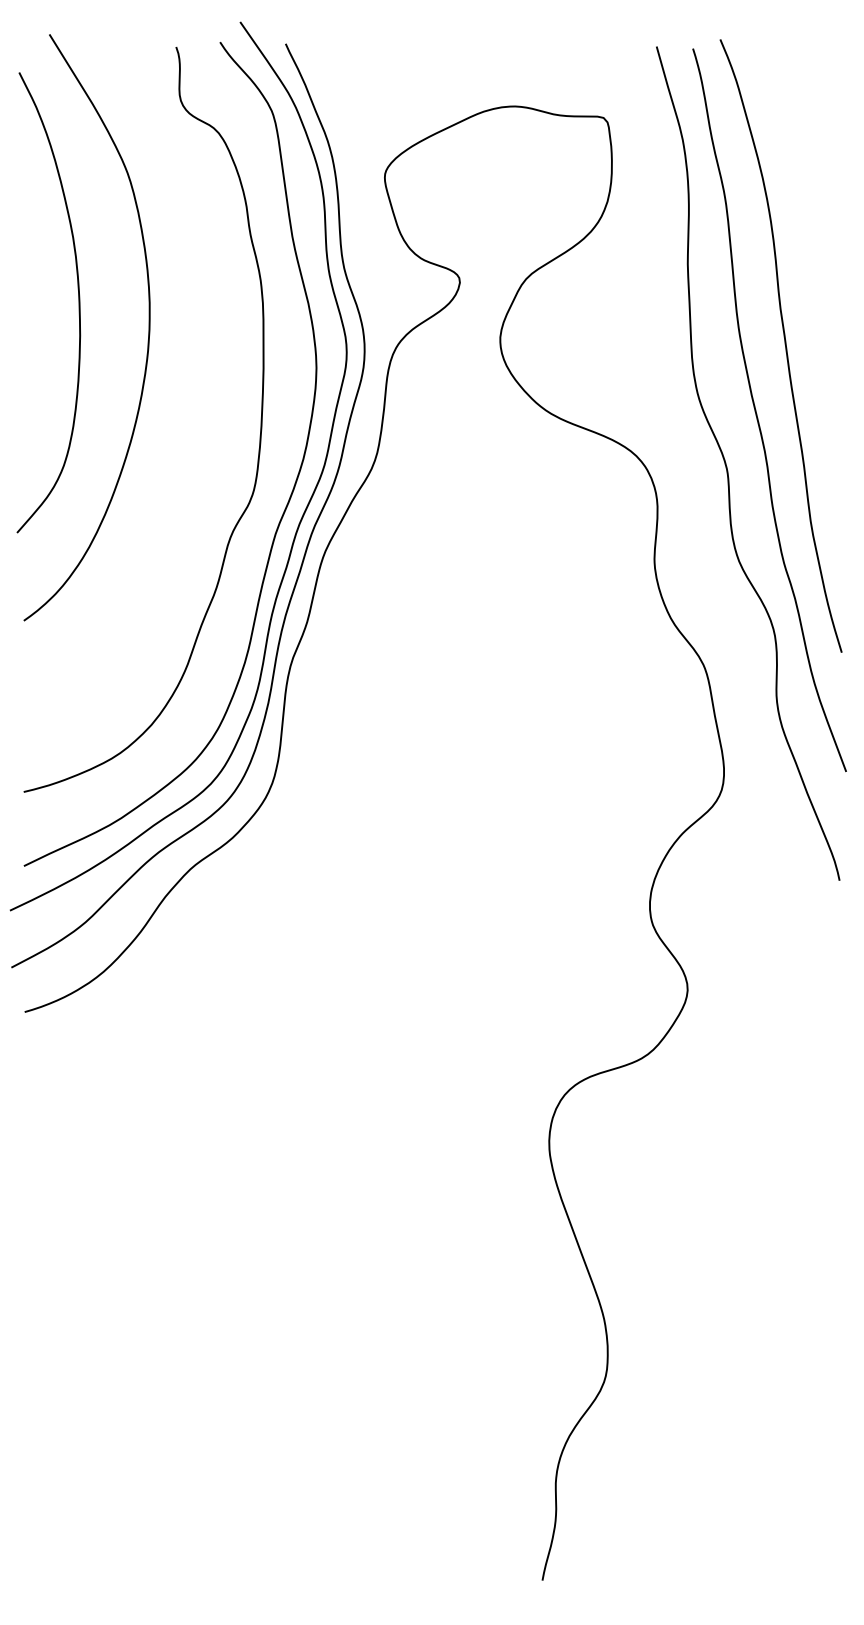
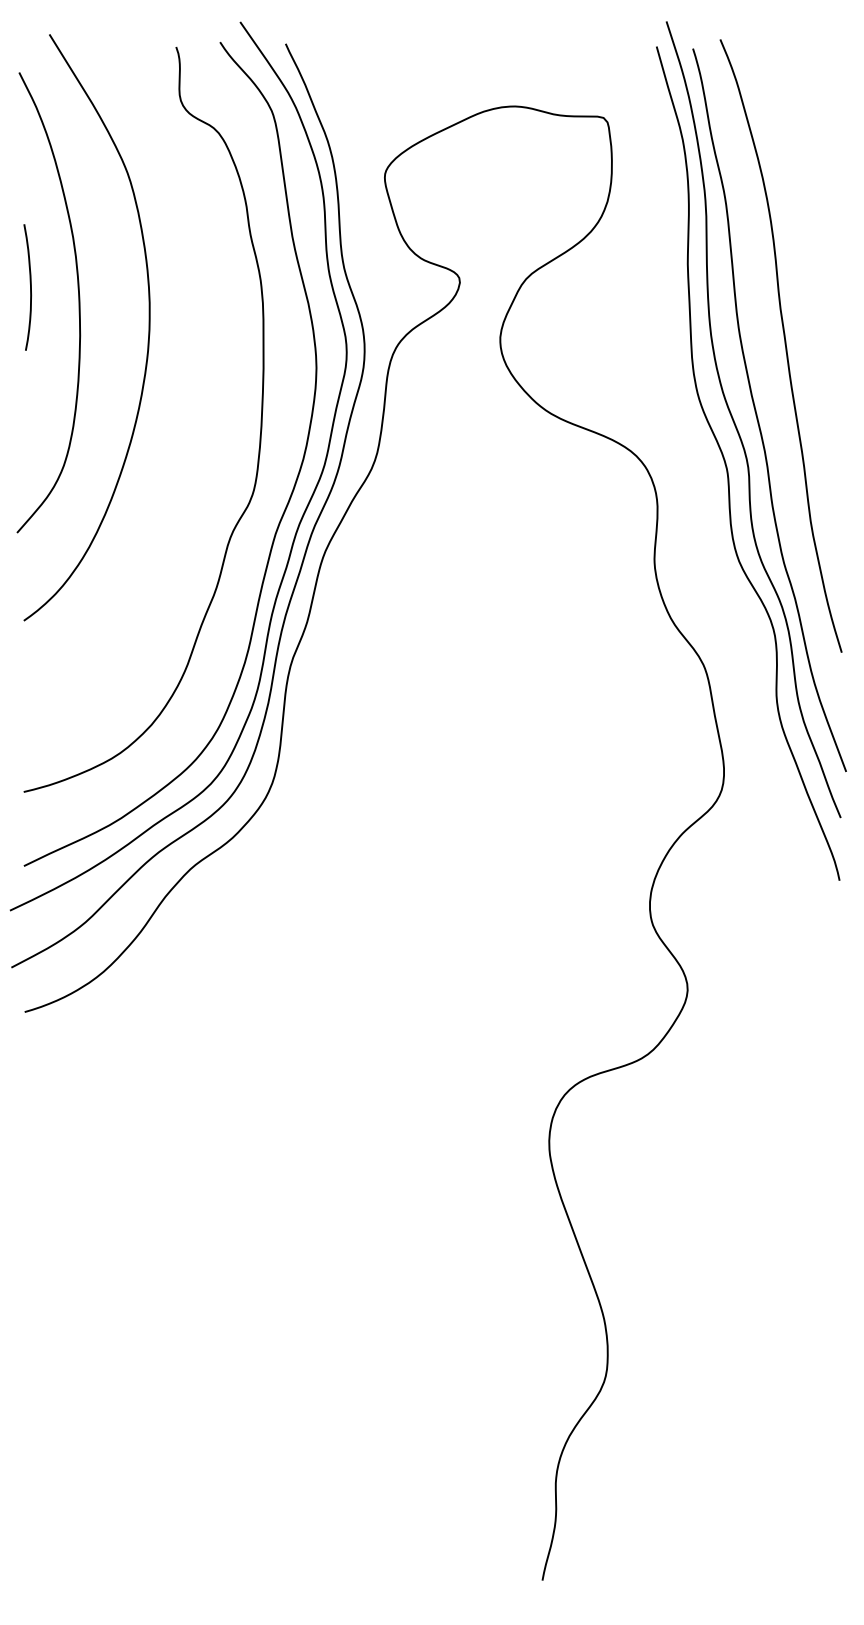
curve: none -> present (30, 287)
curve: none -> present (737, 427)
